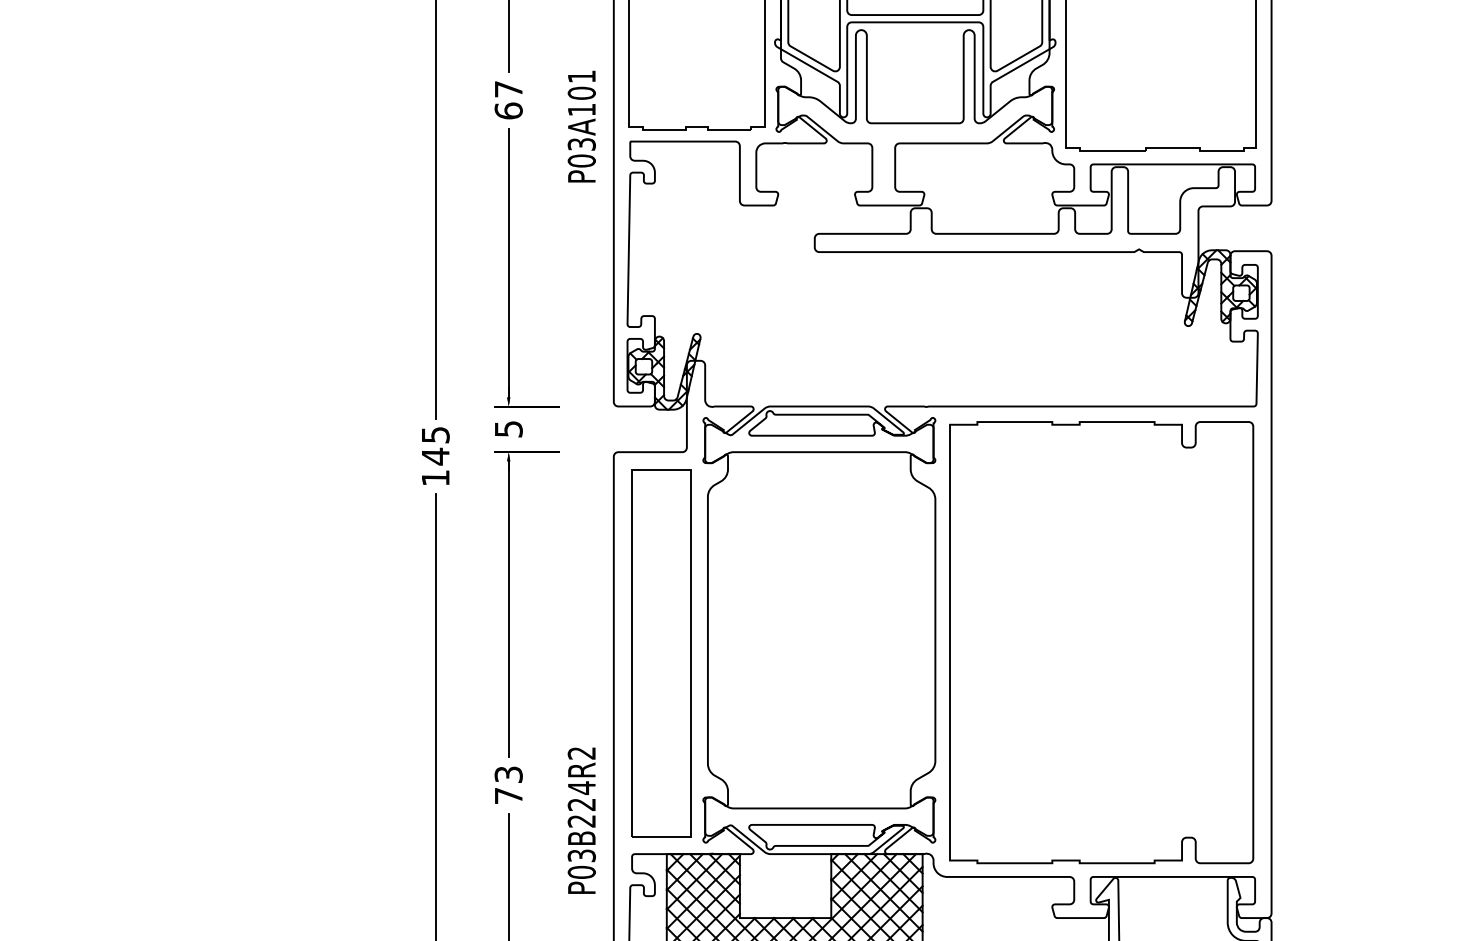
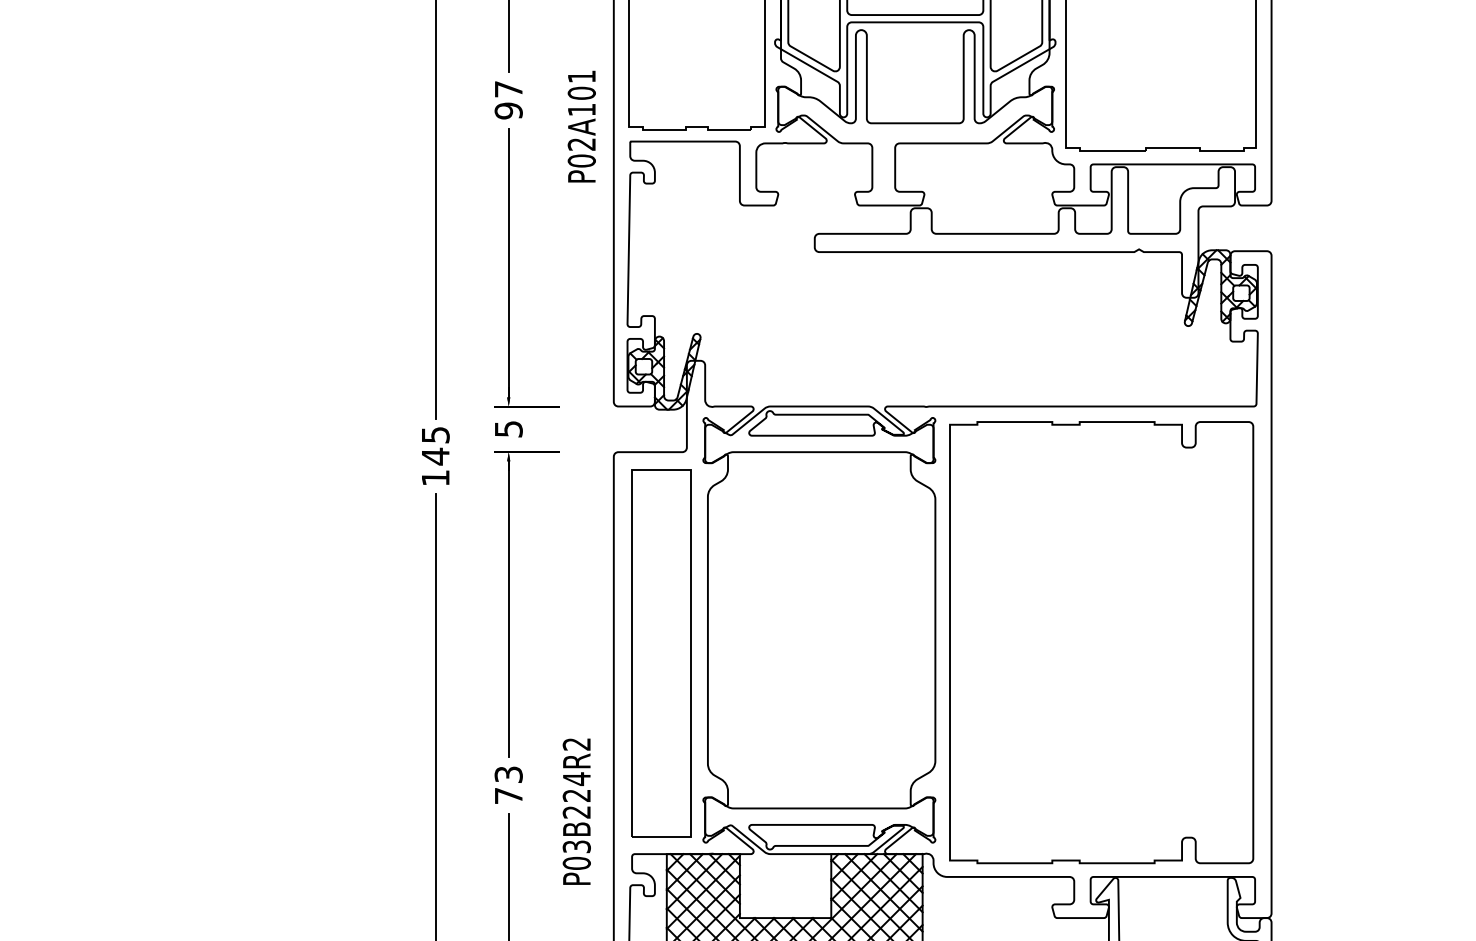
text: 67 -> 97 (508, 110)
text: P03A101 -> P02A101 (581, 144)
text position: (581, 820) -> (576, 811) (576, 811)
